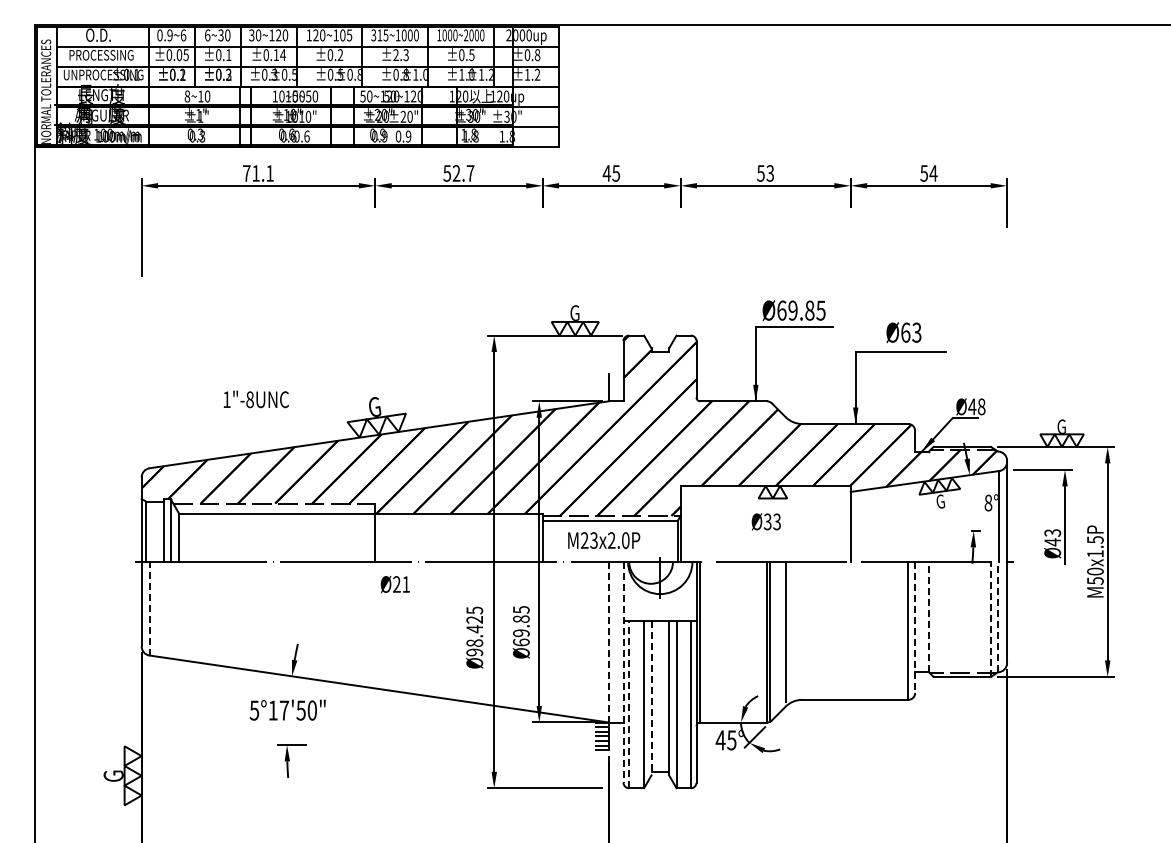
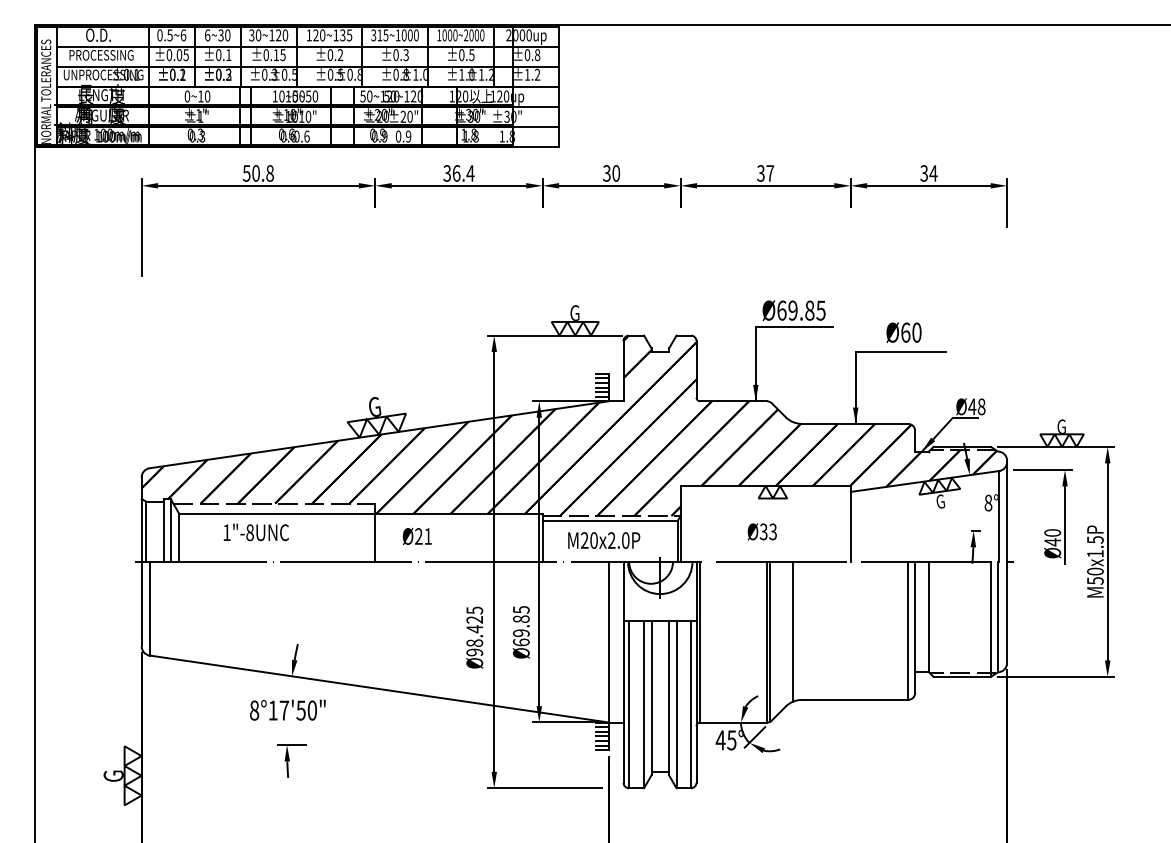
text: 0.9~6 -> 0.5~6 (169, 35)
text: 120~105 -> 120~135 (342, 35)
text: ±0.14 -> ±0.15 (282, 55)
text: ±2.3 -> ±0.3 (395, 55)
text: 8~10 -> 0~10 (187, 96)
text: 54 -> 34 (923, 172)
text: 71.1 -> 50.8 (257, 173)
text: 52.7 -> 36.4 (458, 173)
text: 45 -> 30 (611, 173)
text: 53 -> 37 (765, 173)
text: Ø63 -> Ø60 (916, 332)
hatch: none -> present (601, 387)
text position: (255, 399) -> (255, 532) (255, 532)
text position: (765, 521) -> (761, 531) (761, 531)
text: Ø43 -> Ø40 (1052, 532)
text: M23x2.0P -> M20x2.0P (593, 540)
text position: (394, 584) -> (416, 536) (416, 536)
line: dashed -> solid (149, 608)
line: dashed -> solid (928, 616)
line: dashed -> solid (997, 616)
line: dashed -> solid (991, 618)
line: dashed -> solid (915, 627)
line position: (786, 631) -> (793, 631) (793, 631)
line: dashed -> solid (608, 642)
line: dashed -> solid (623, 672)
line: dashed -> solid (651, 698)
line: dashed -> solid (629, 704)
text: 5°17'50" -> 8°17'50" (254, 710)
